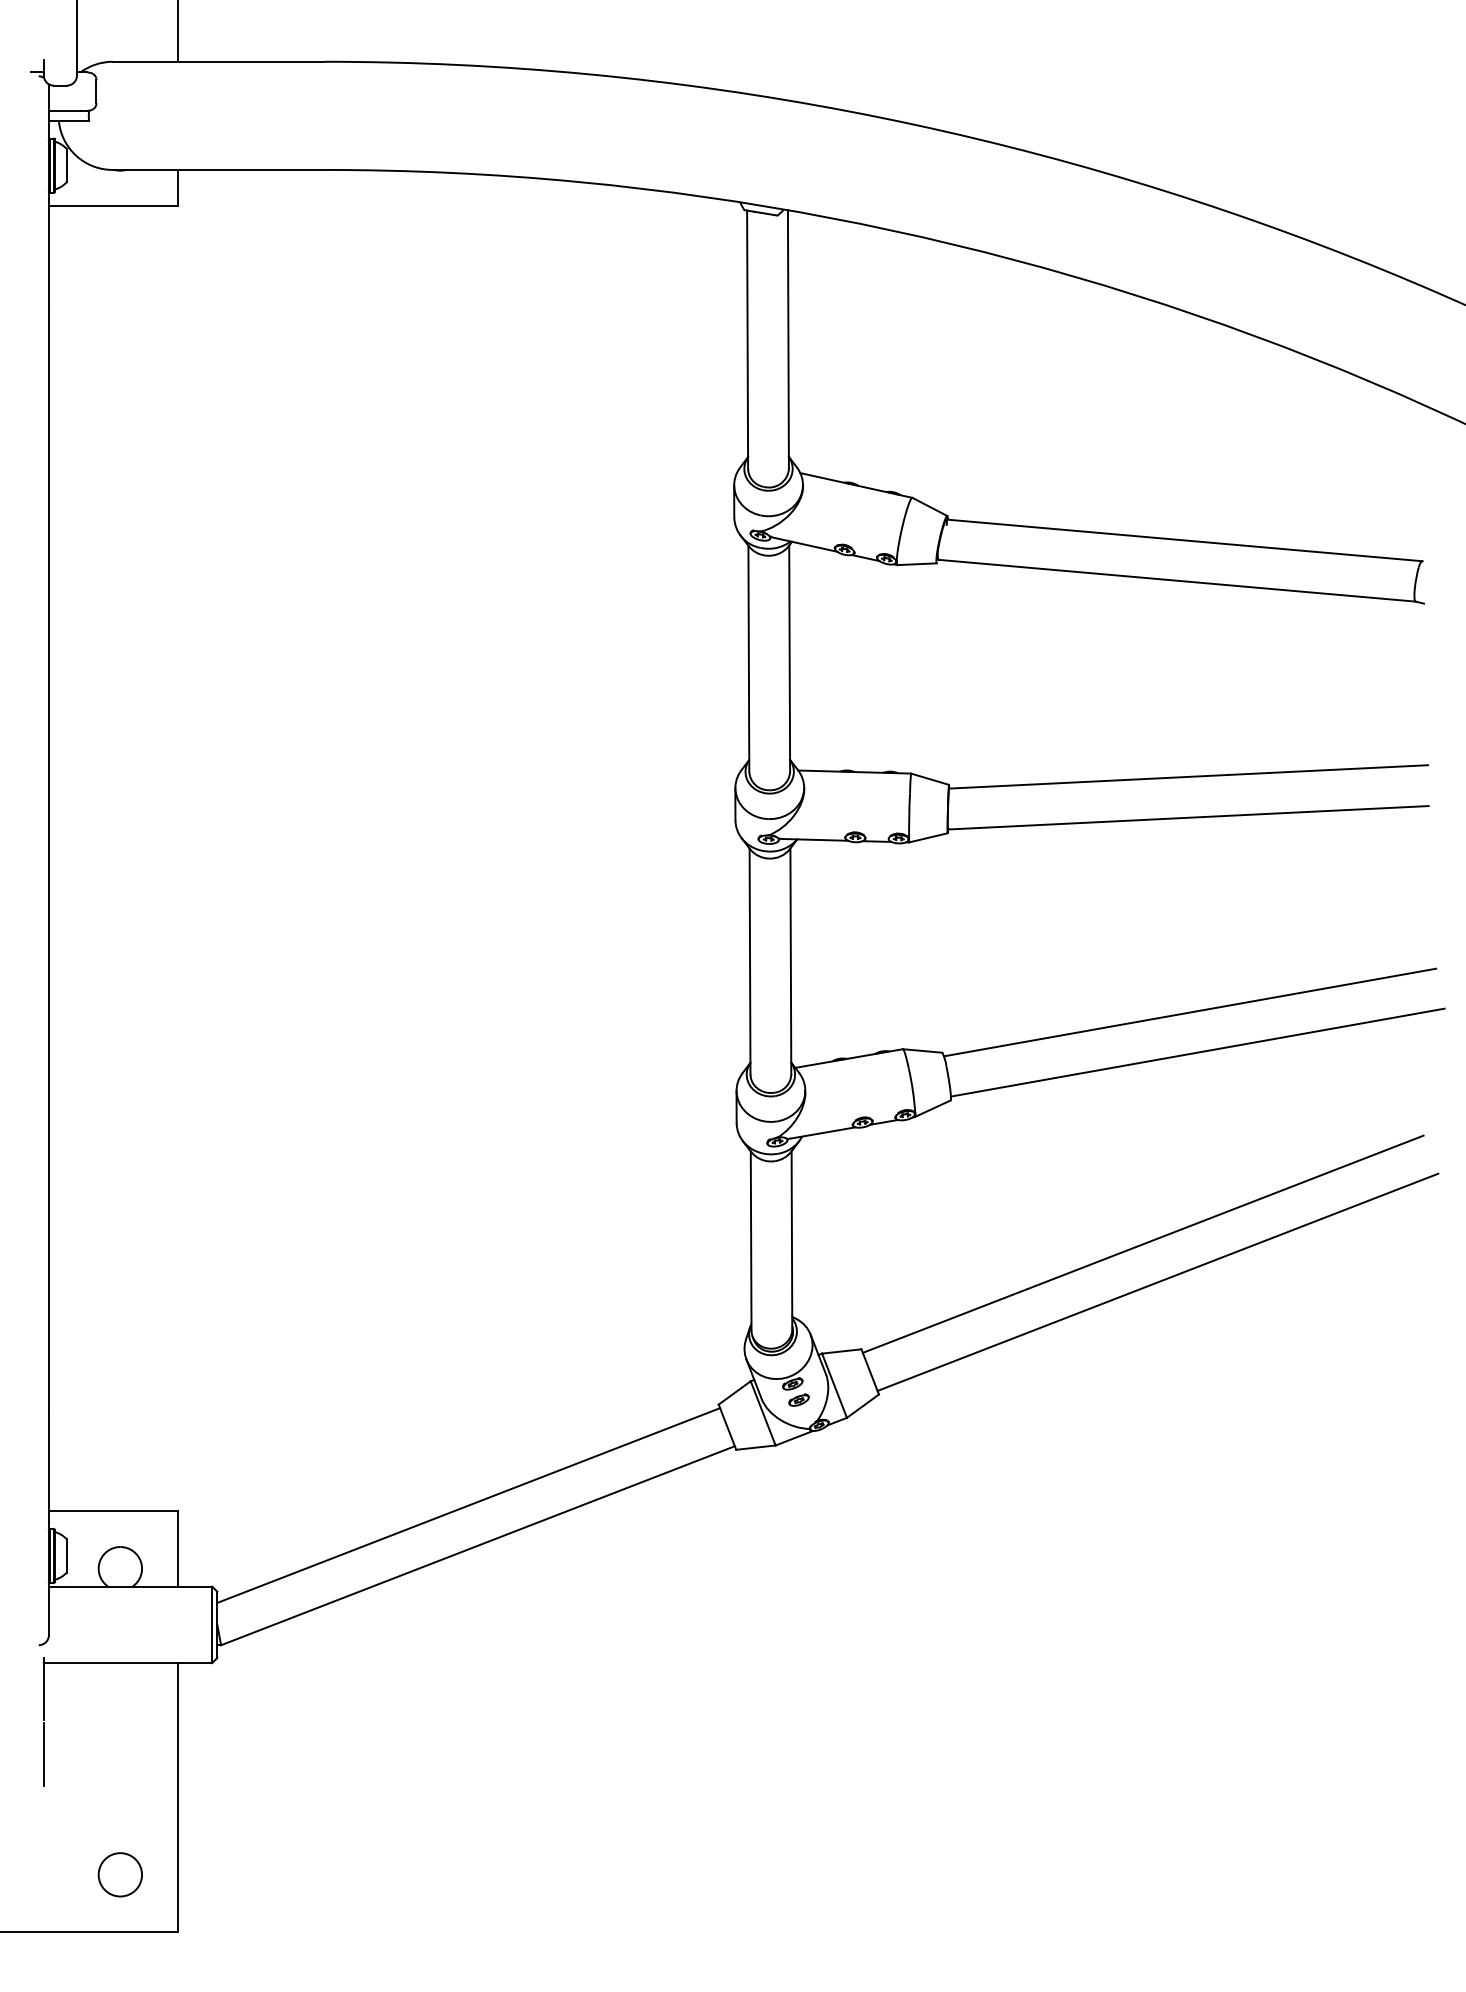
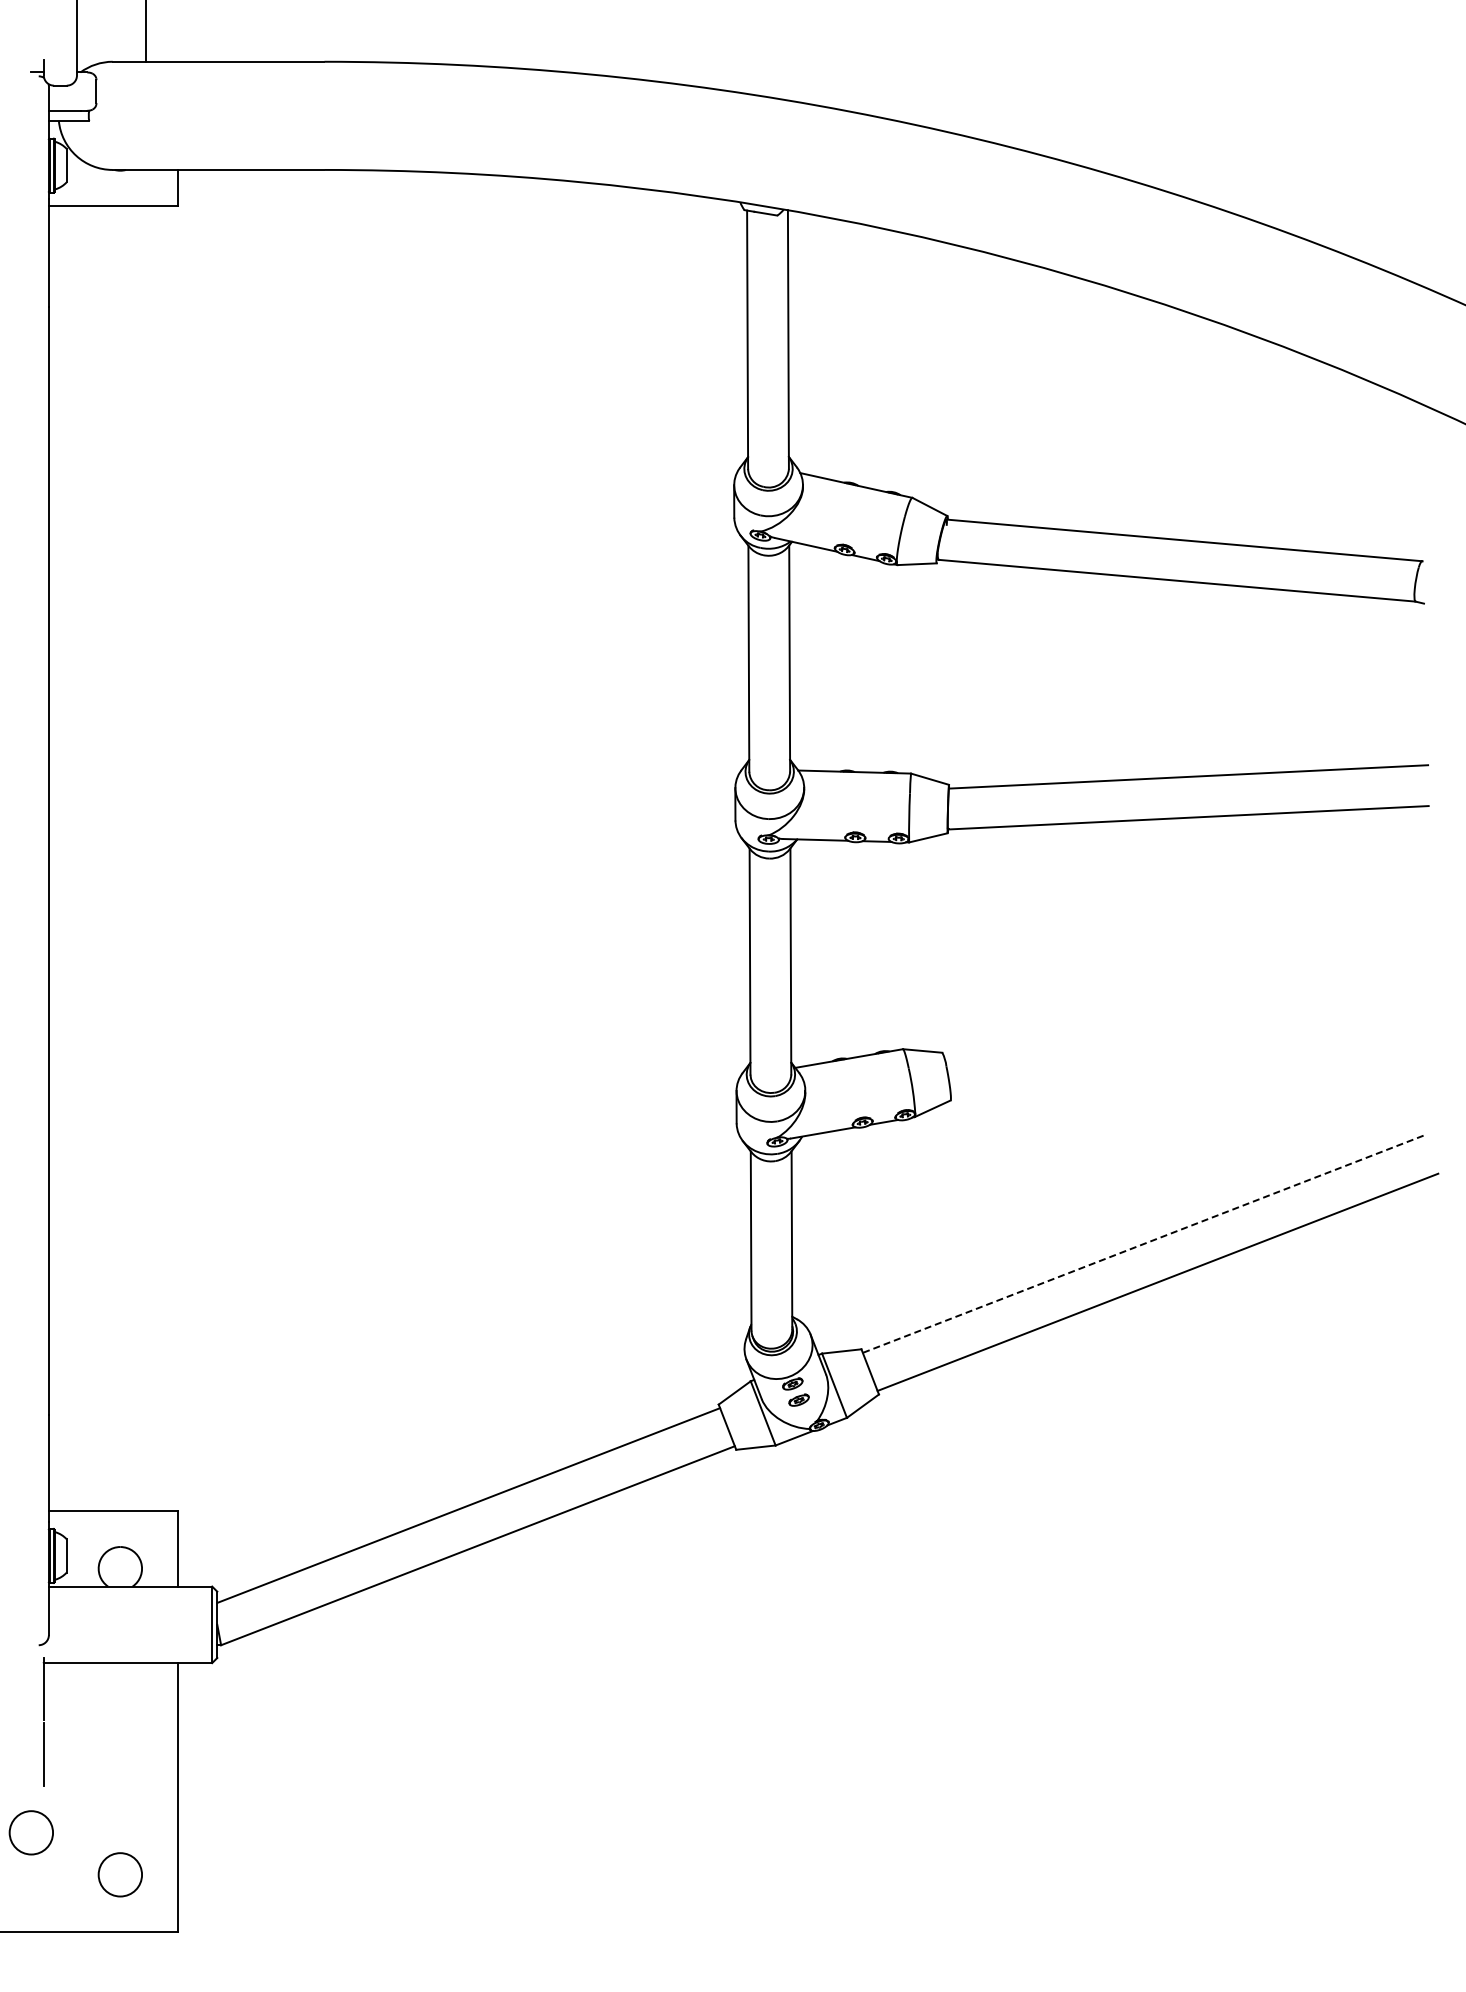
line position: (177, 31) -> (145, 31) (145, 31)
line: present -> none (1189, 1012)
line: present -> none (1197, 1052)
line: solid -> dashed (1143, 1244)
circle: none -> present (30, 1832)
